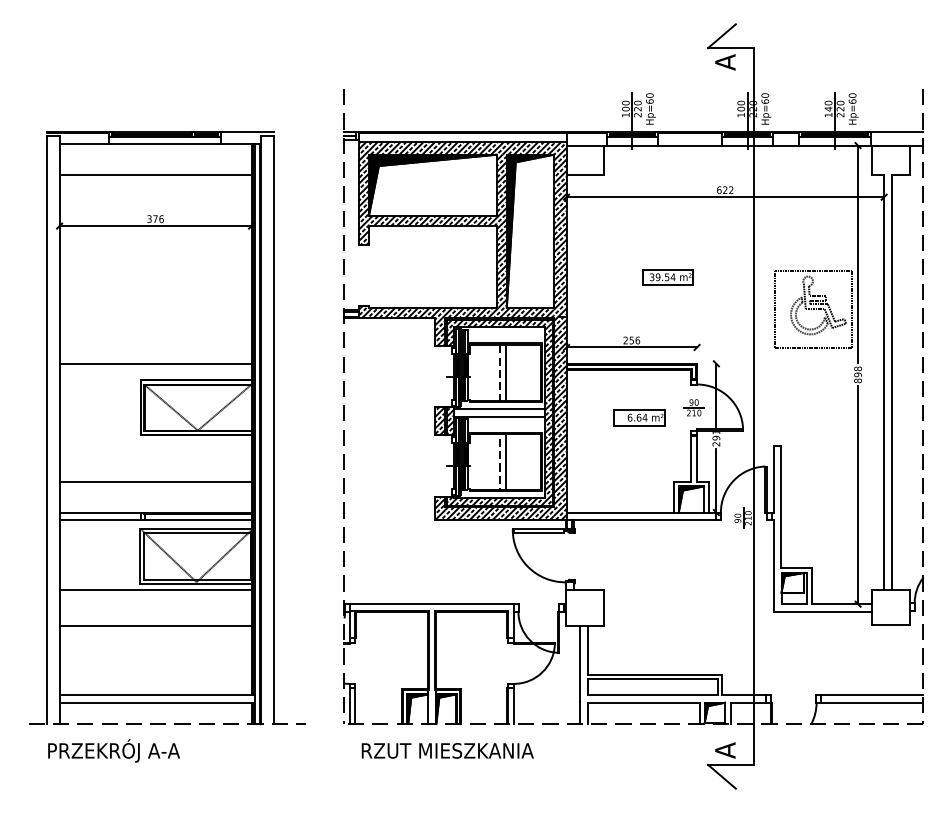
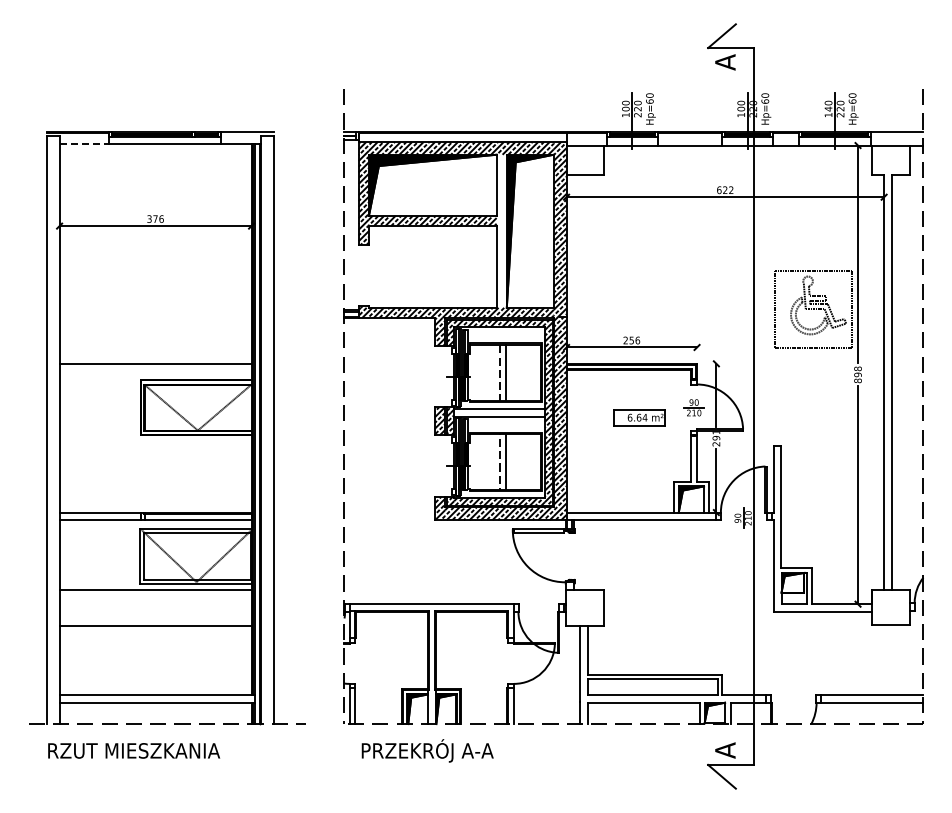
line: solid -> dashed (84, 144)
line: present -> none (155, 175)
hatch: present -> none (501, 230)
part: present -> none (667, 277)
line: present -> none (155, 481)
text: PRZEKRÓJ A-A -> RZUT MIESZKANIA (135, 750)
text: RZUT MIESZKANIA -> PRZEKRÓJ A-A (448, 750)
